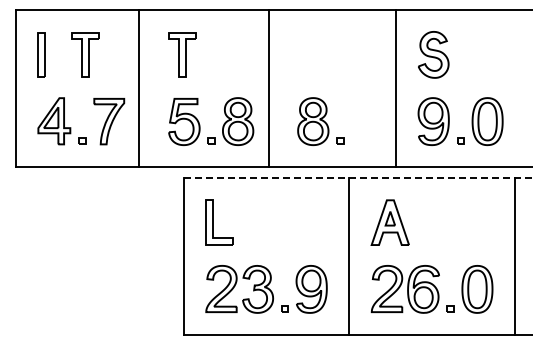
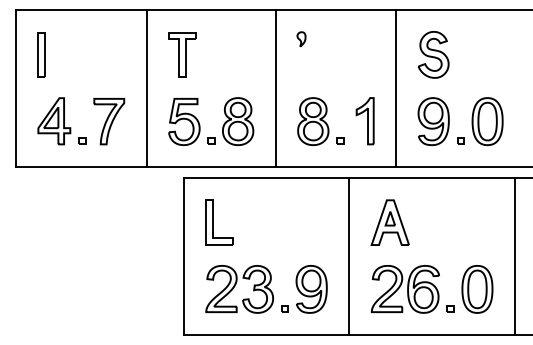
part: none -> present (301, 39)
part: present -> none (85, 54)
line position: (138, 88) -> (146, 88) (146, 88)
line position: (268, 88) -> (275, 88) (275, 88)
part: none -> present (364, 121)
line: dashed -> solid (358, 178)
